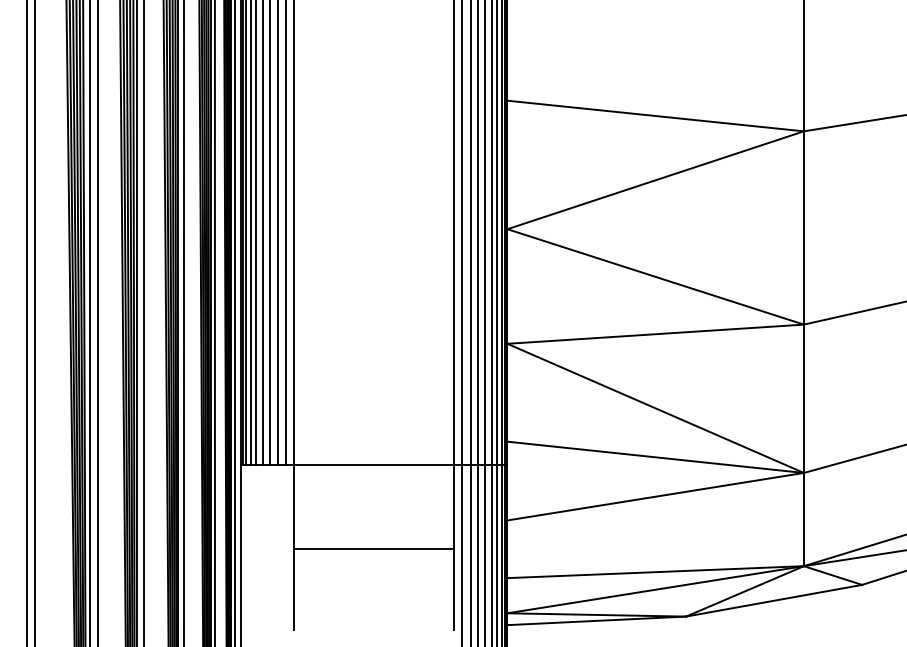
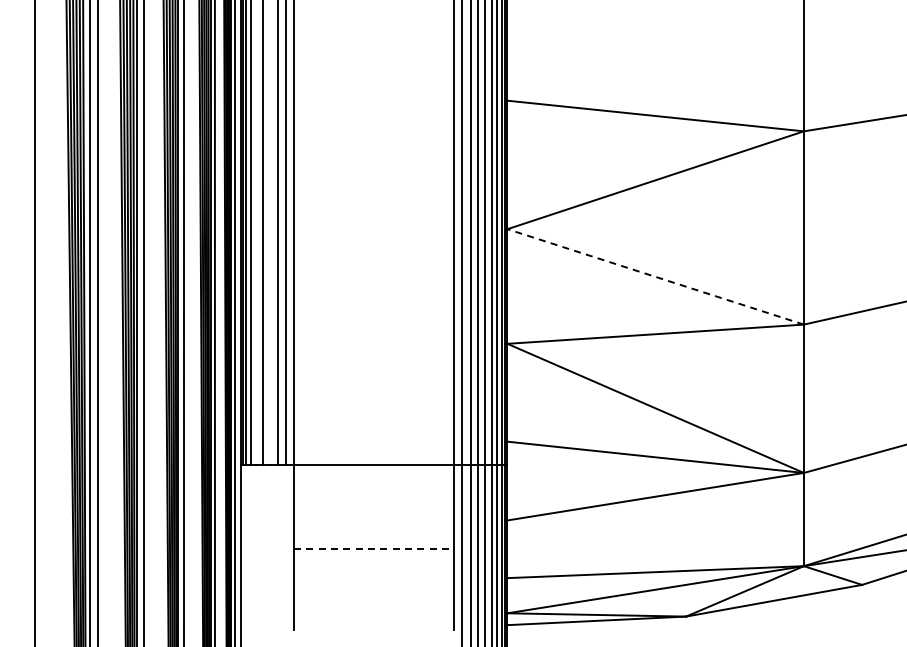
line: present -> none (256, 233)
line: present -> none (269, 233)
line: solid -> dashed (655, 276)
line: present -> none (27, 322)
line: solid -> dashed (374, 548)
